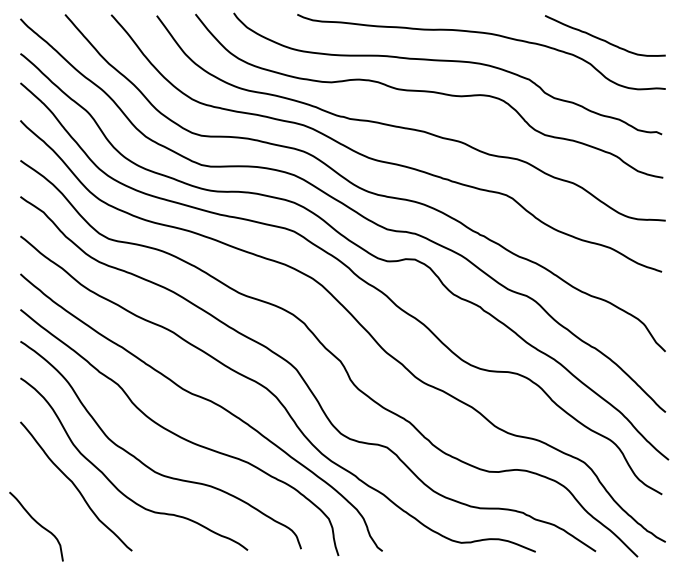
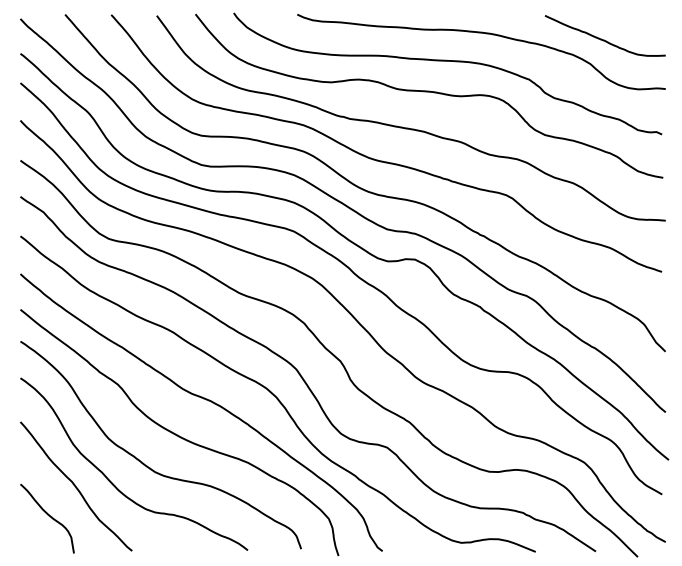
curve position: (37, 524) -> (48, 516) (48, 516)
